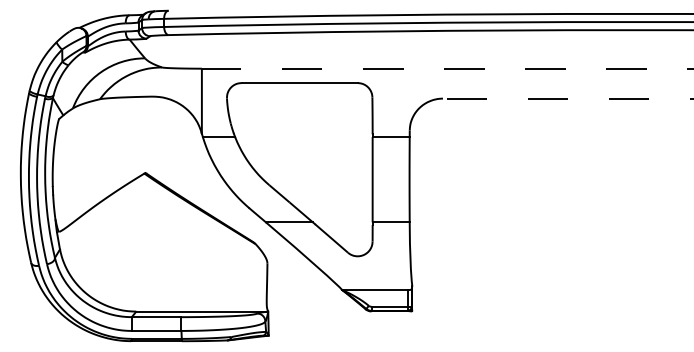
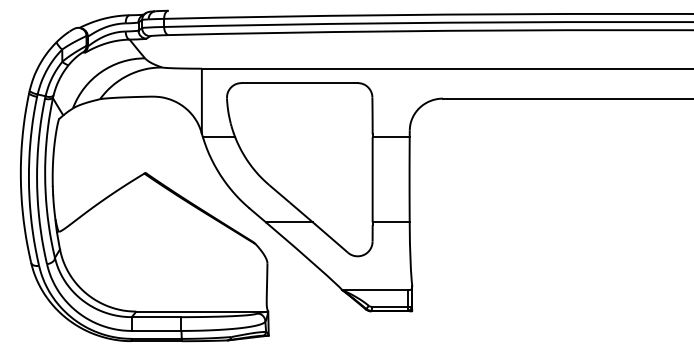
line: dashed -> solid (447, 68)
line: dashed -> solid (567, 98)
